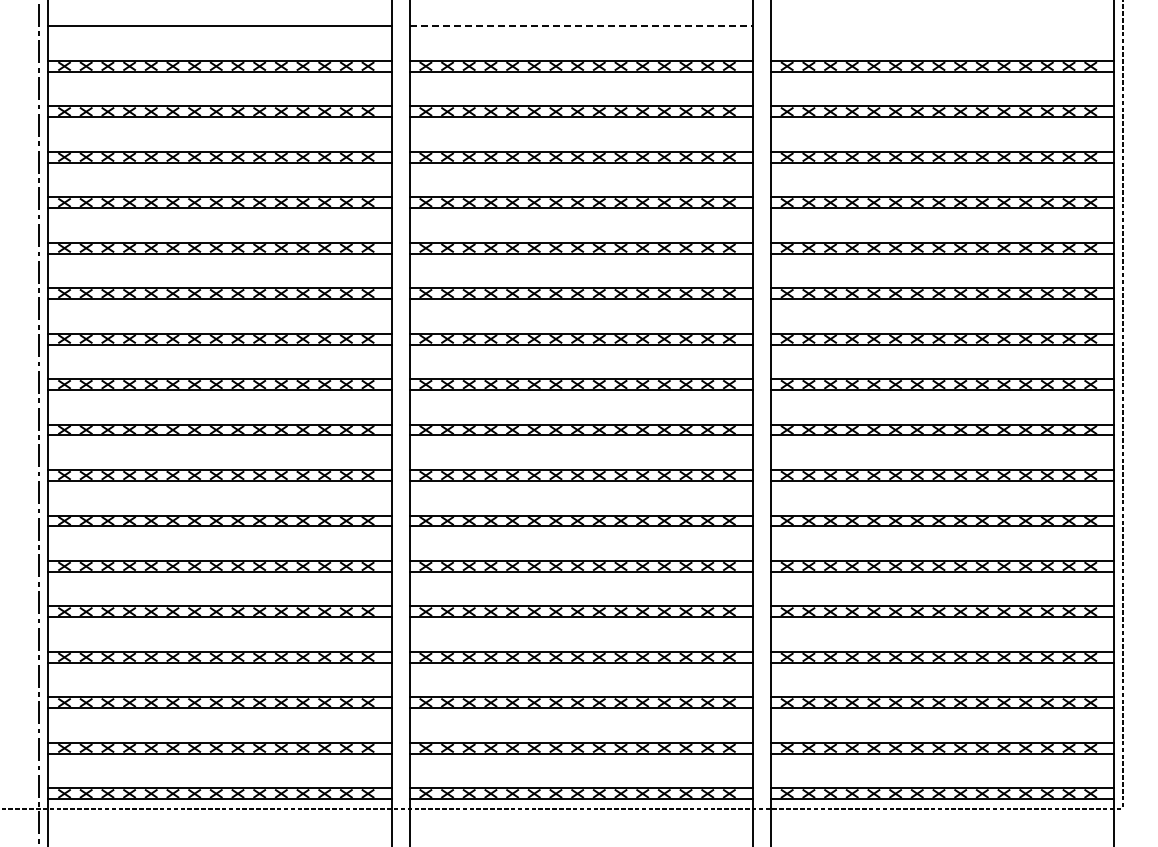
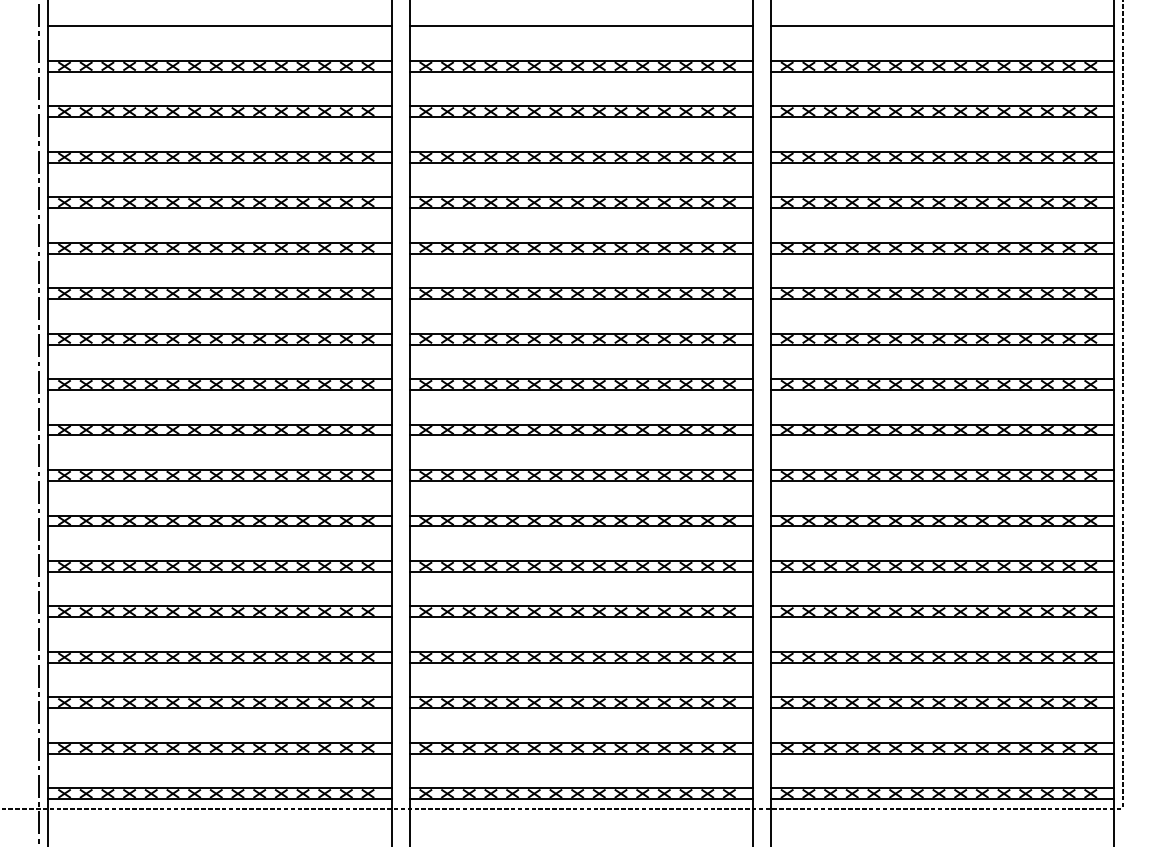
line: dashed -> solid (581, 26)
line: none -> present (942, 26)
